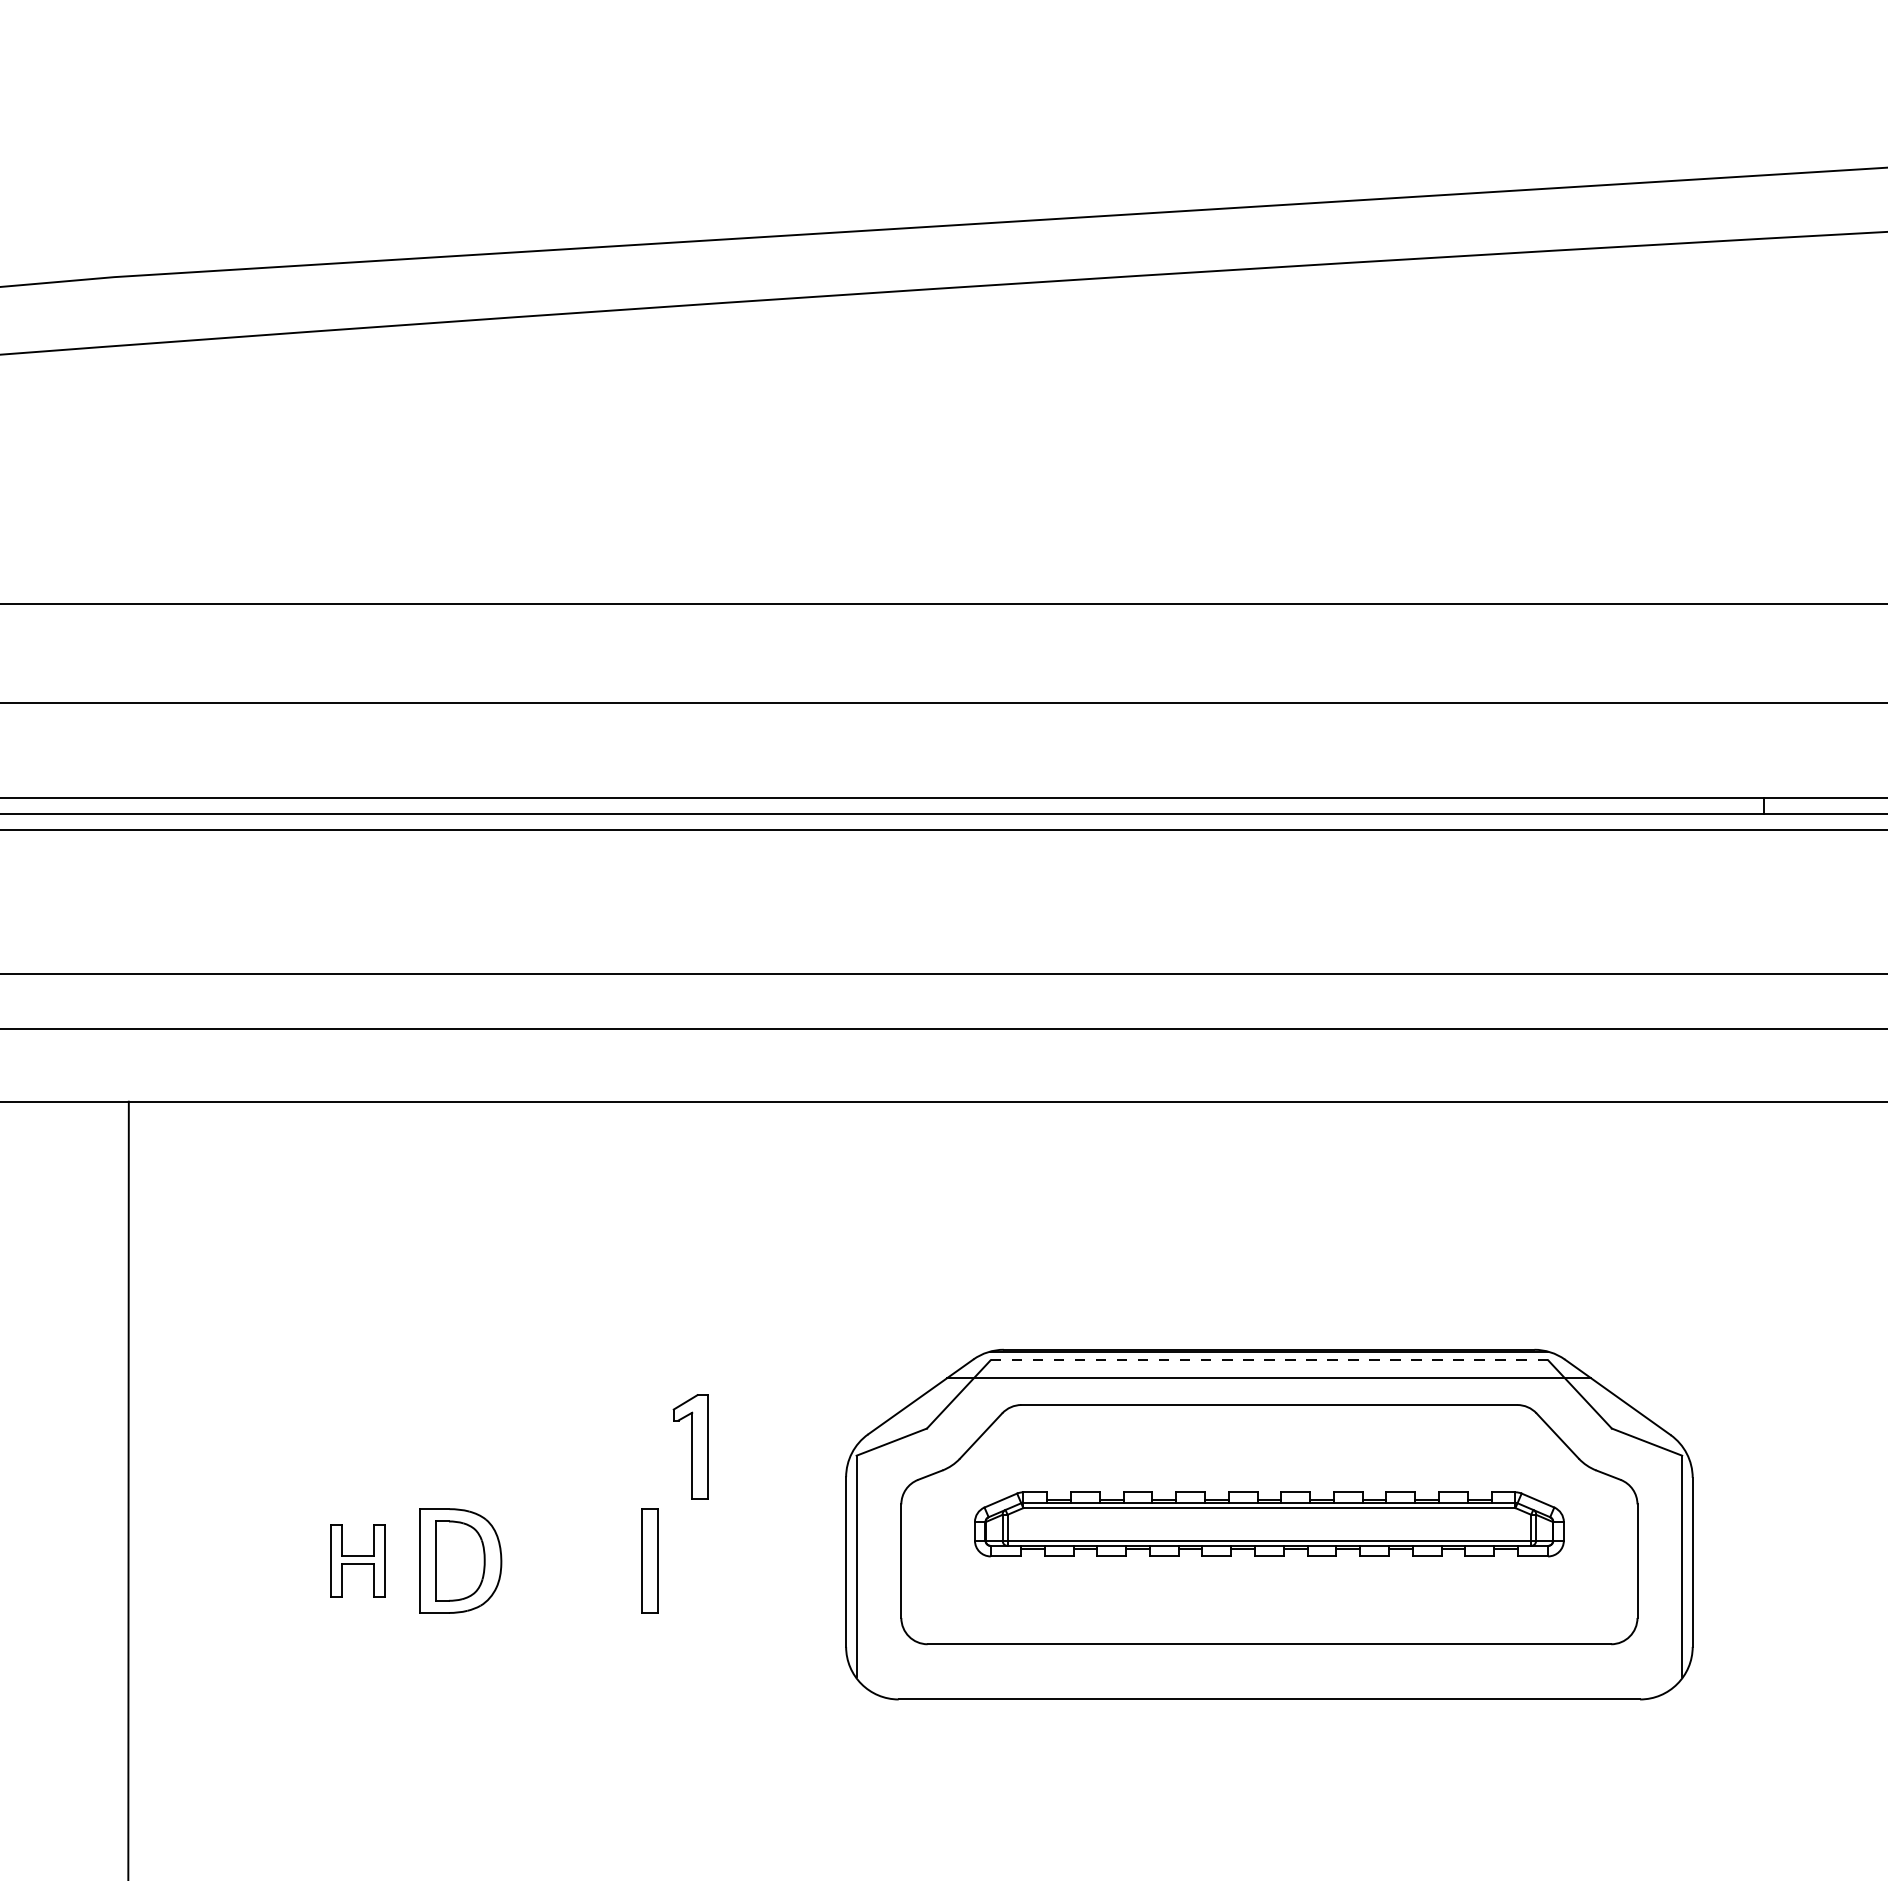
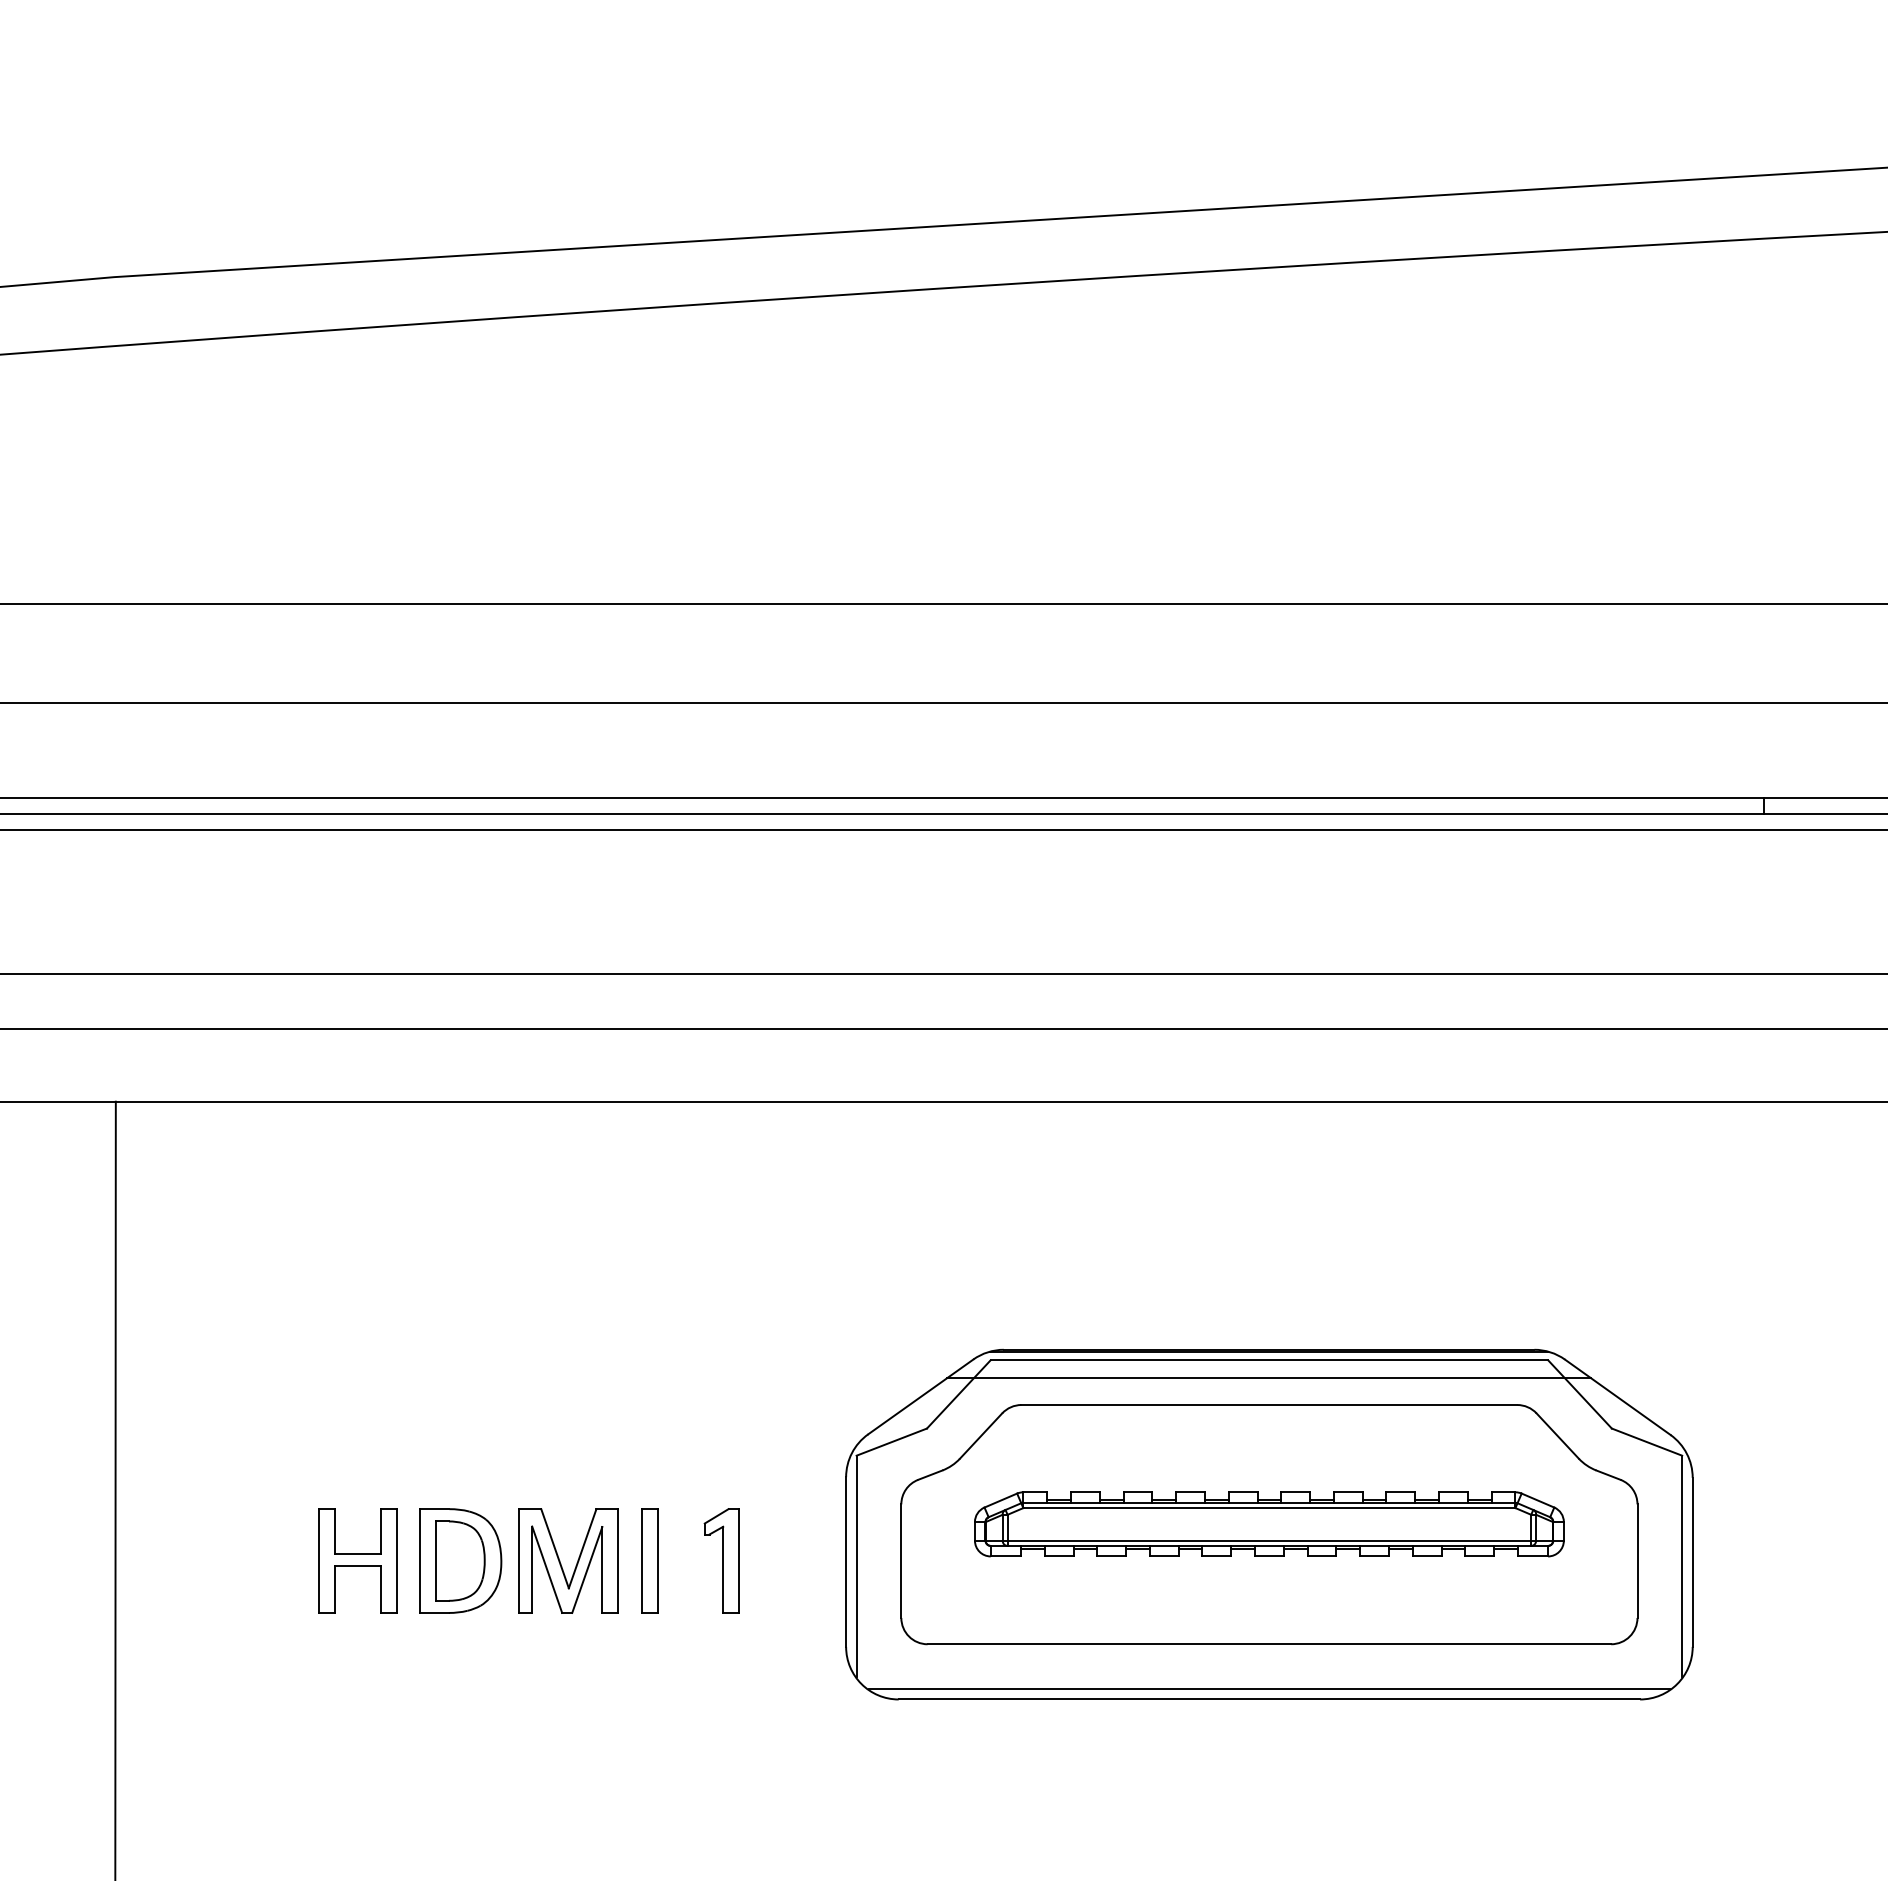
line: dashed -> solid (1269, 1360)
part position: (690, 1446) -> (721, 1560) (721, 1560)
line position: (128, 1489) -> (115, 1489) (115, 1489)
part size: 56x74 px -> 80x106 px (357, 1560)
part: none -> present (561, 1563)
line: none -> present (1268, 1688)
